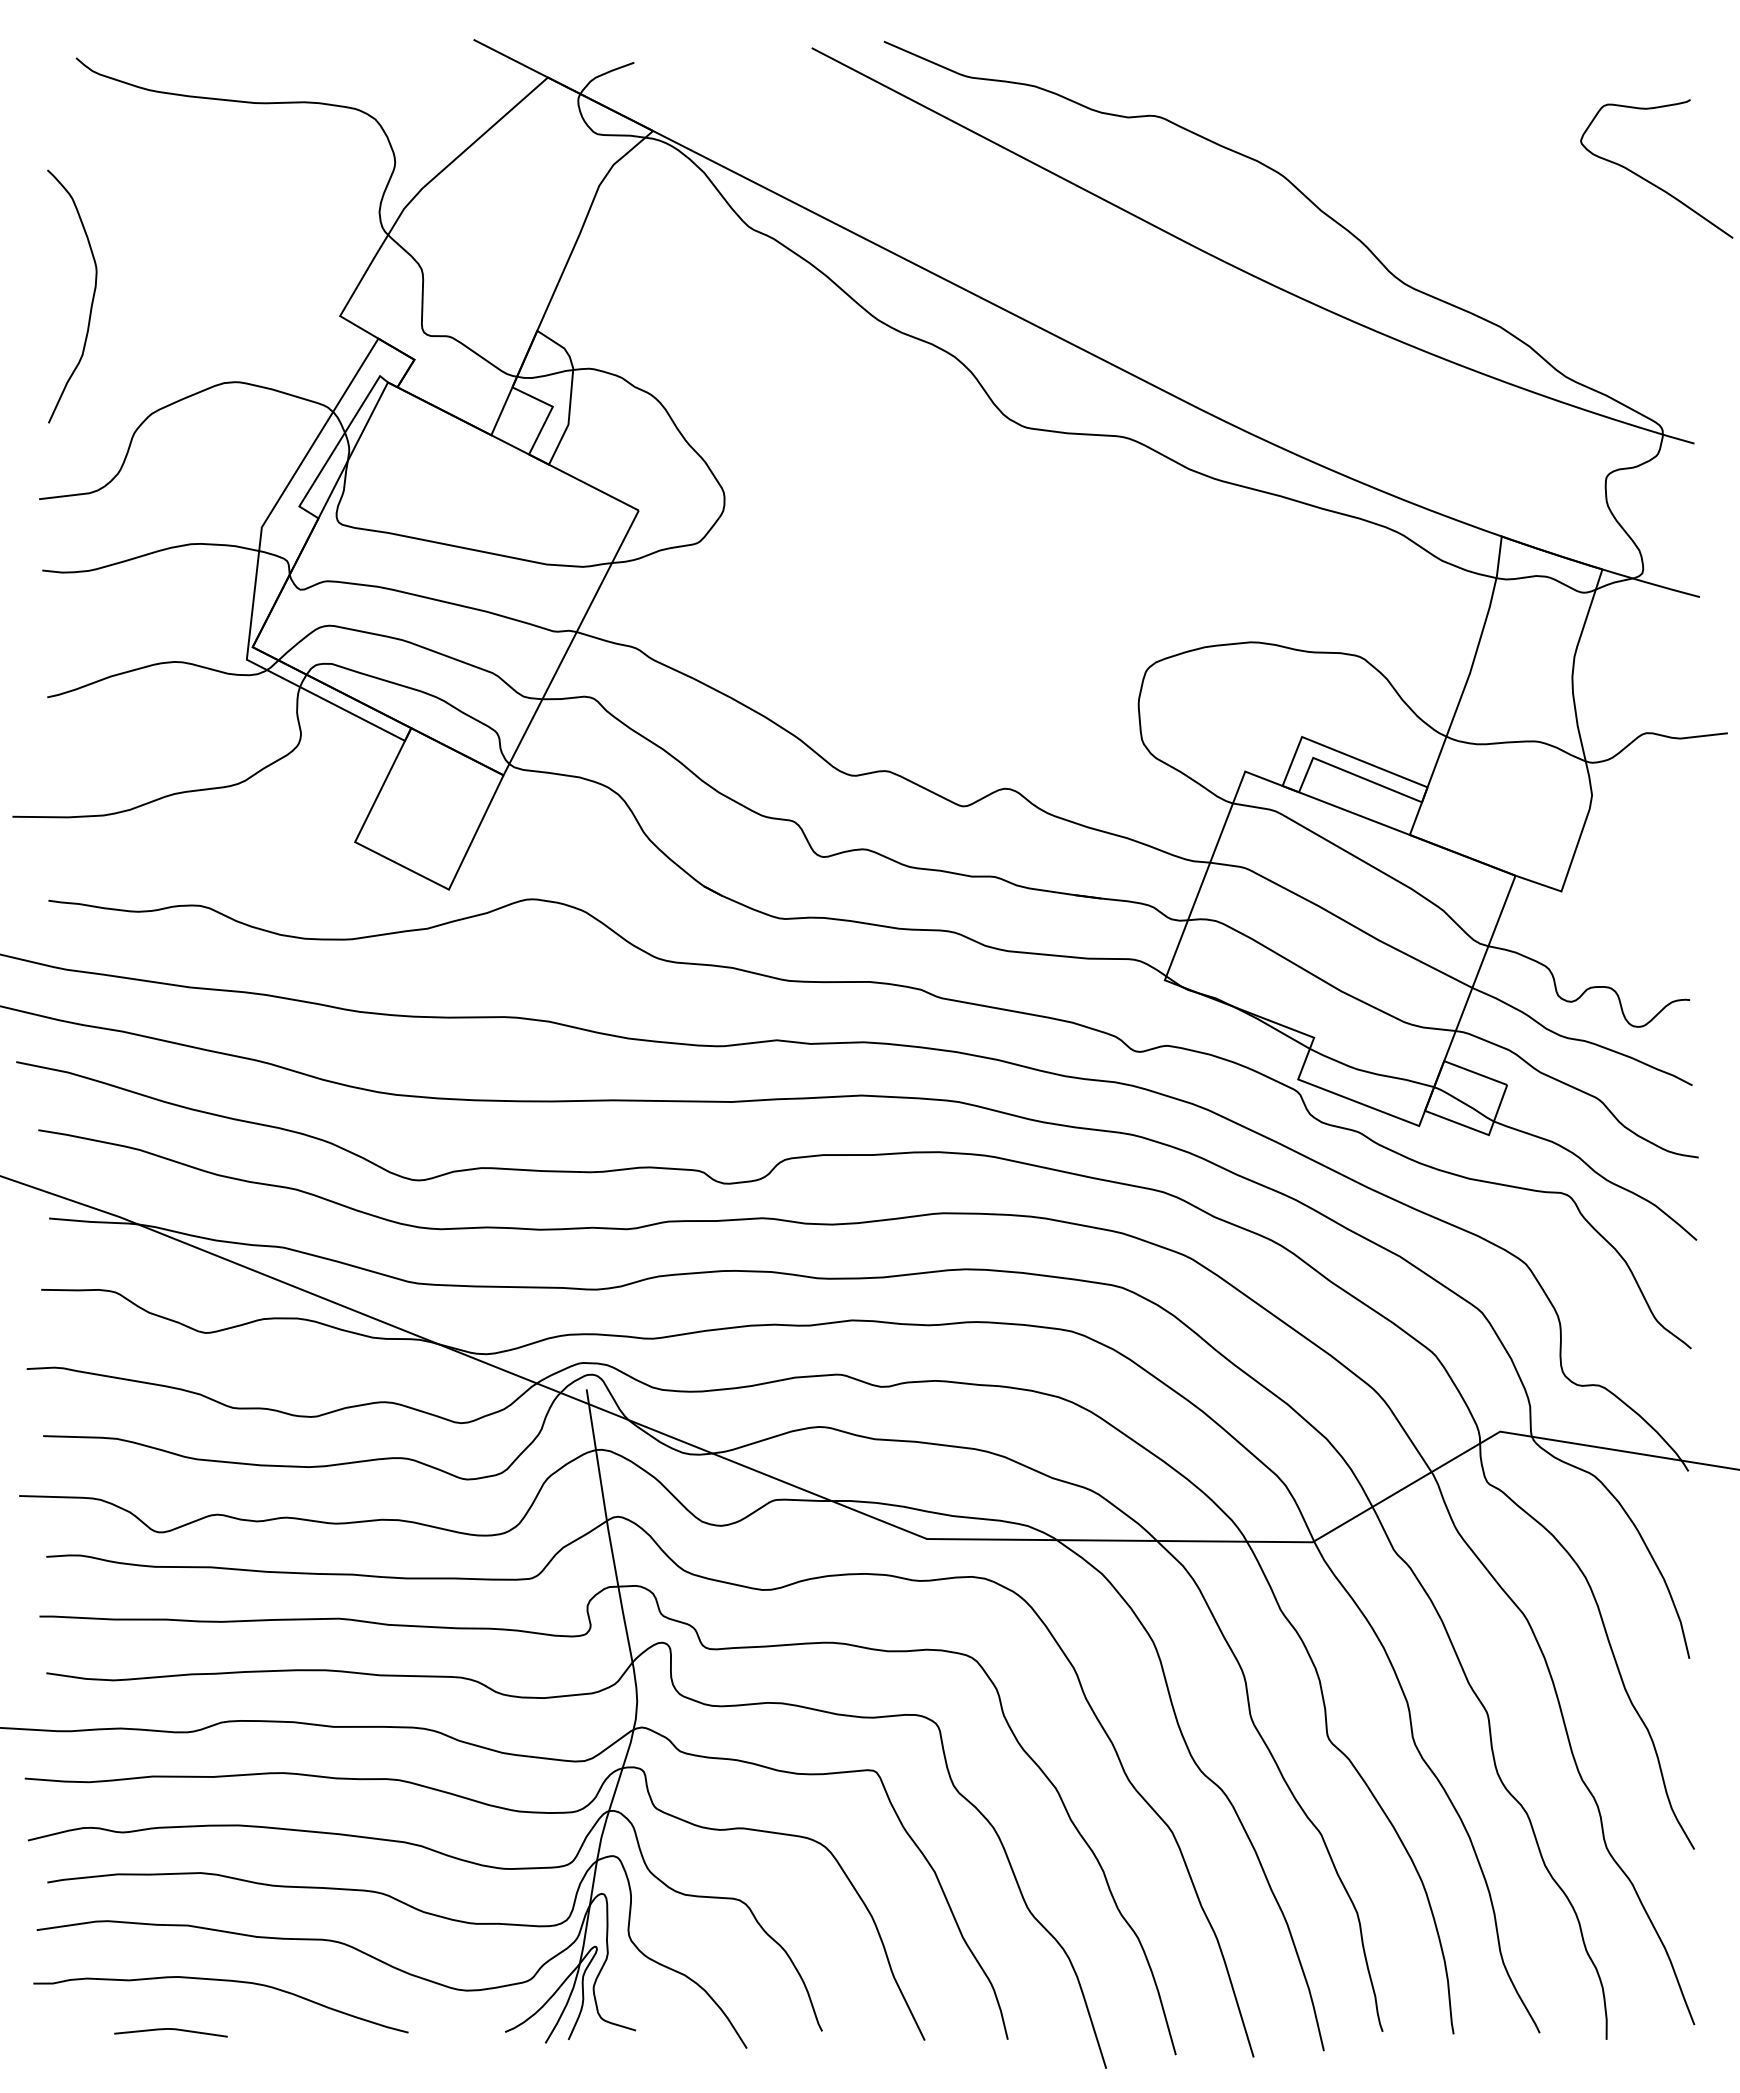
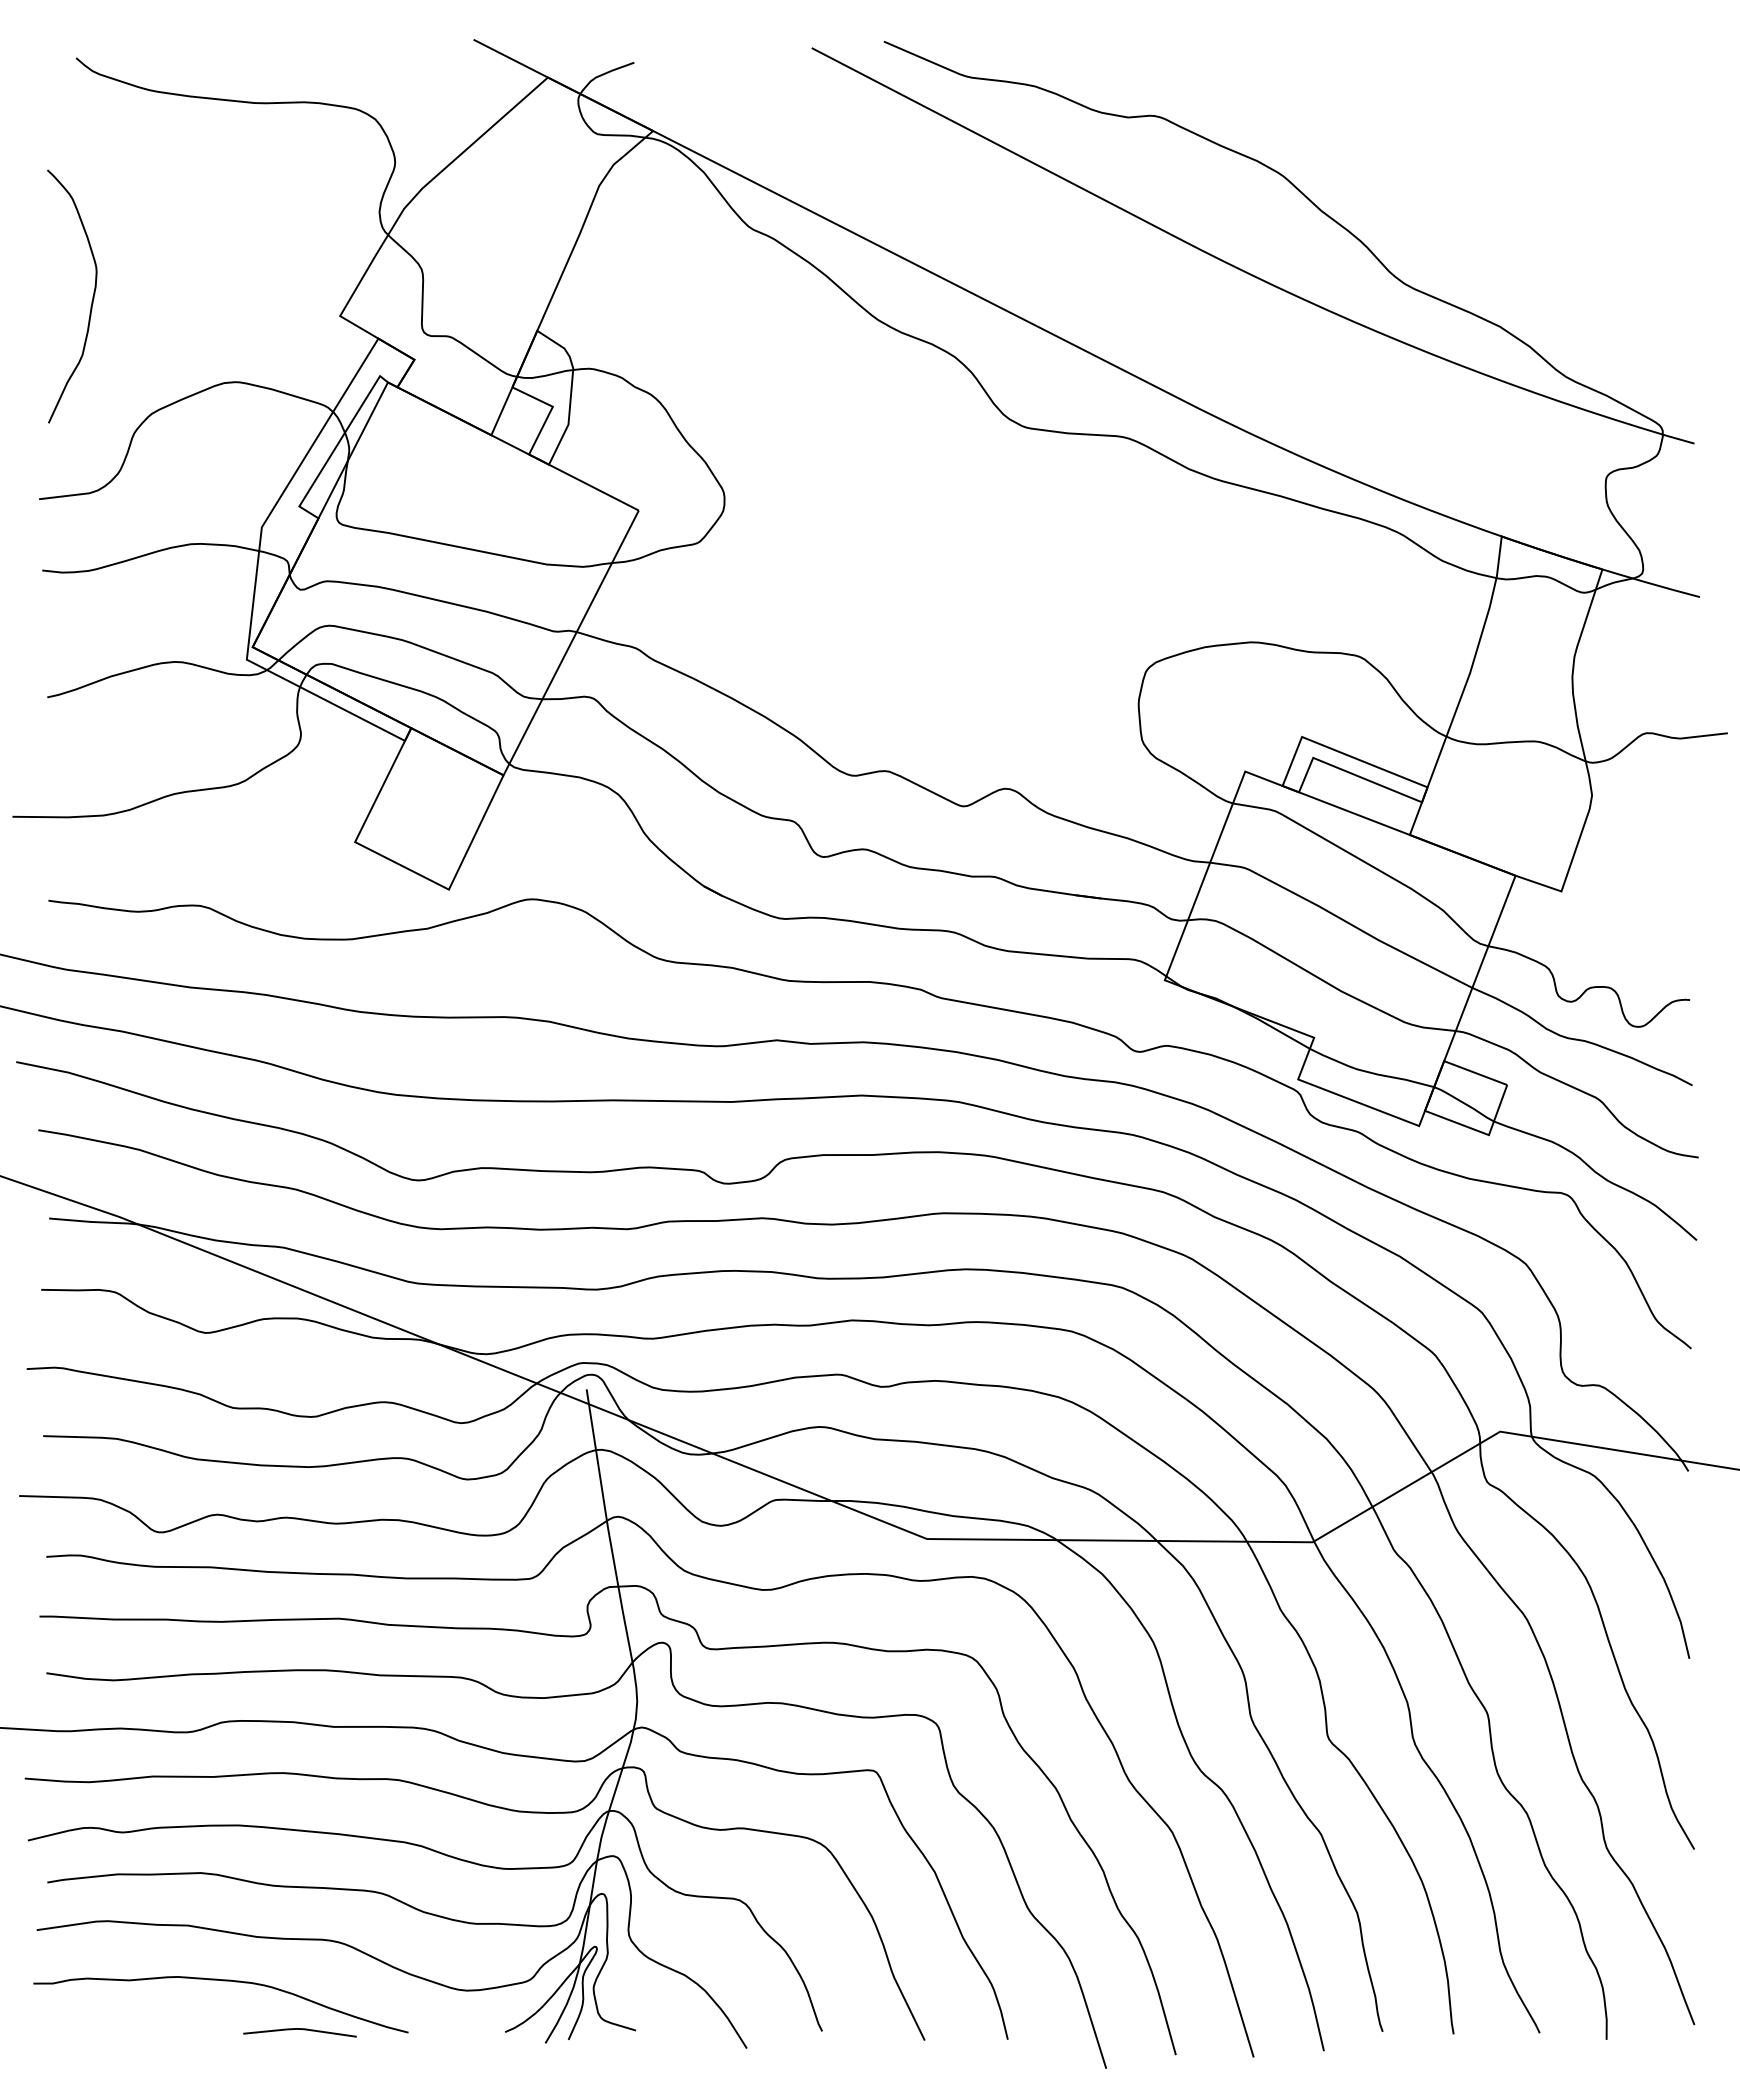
curve: present -> none (1650, 181)
line position: (170, 2029) -> (299, 2029) (299, 2029)
